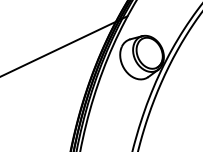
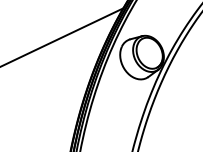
line position: (64, 45) -> (62, 37) (62, 37)
